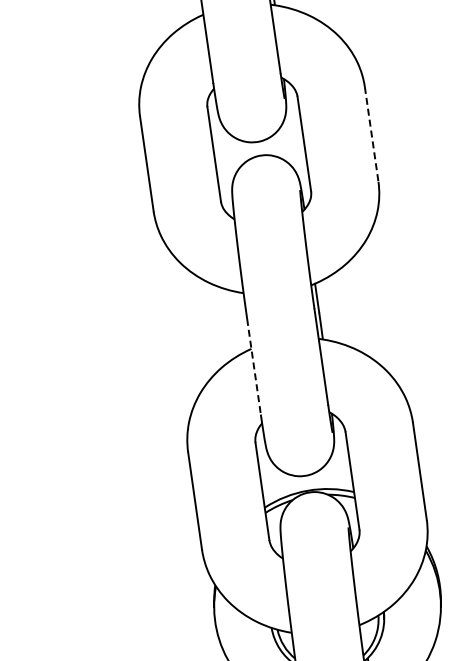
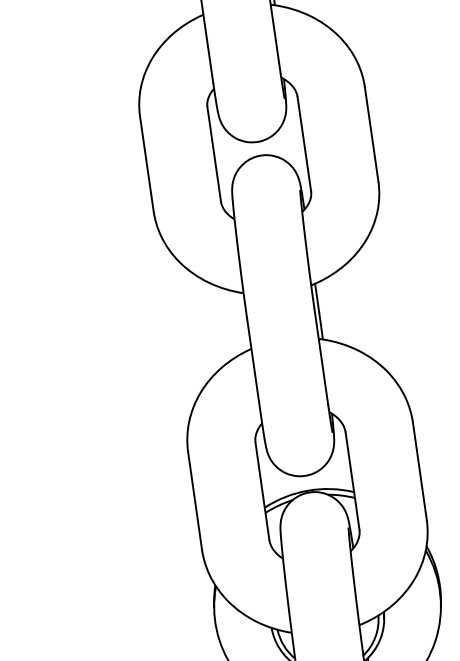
line: dashed -> solid (371, 134)
line: dashed -> solid (254, 367)
